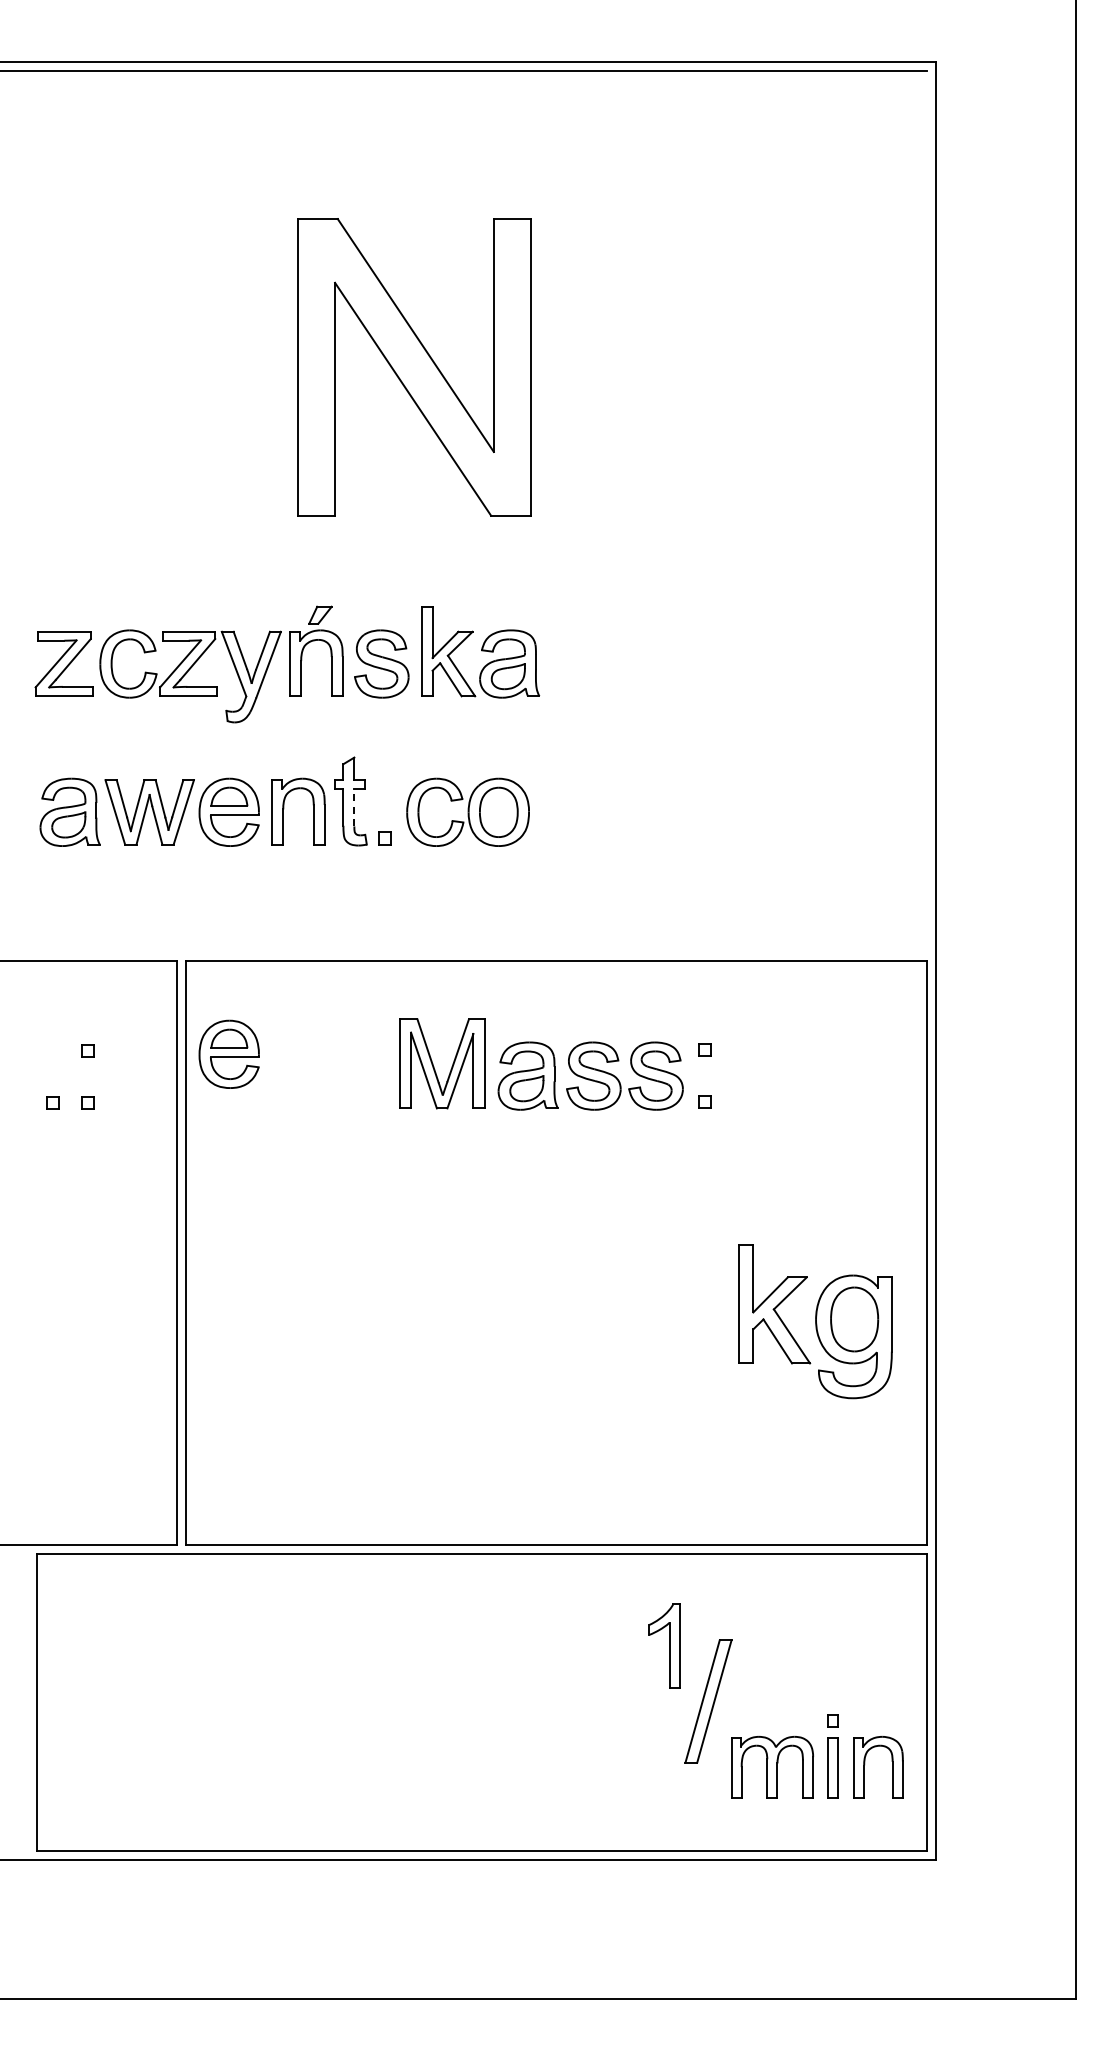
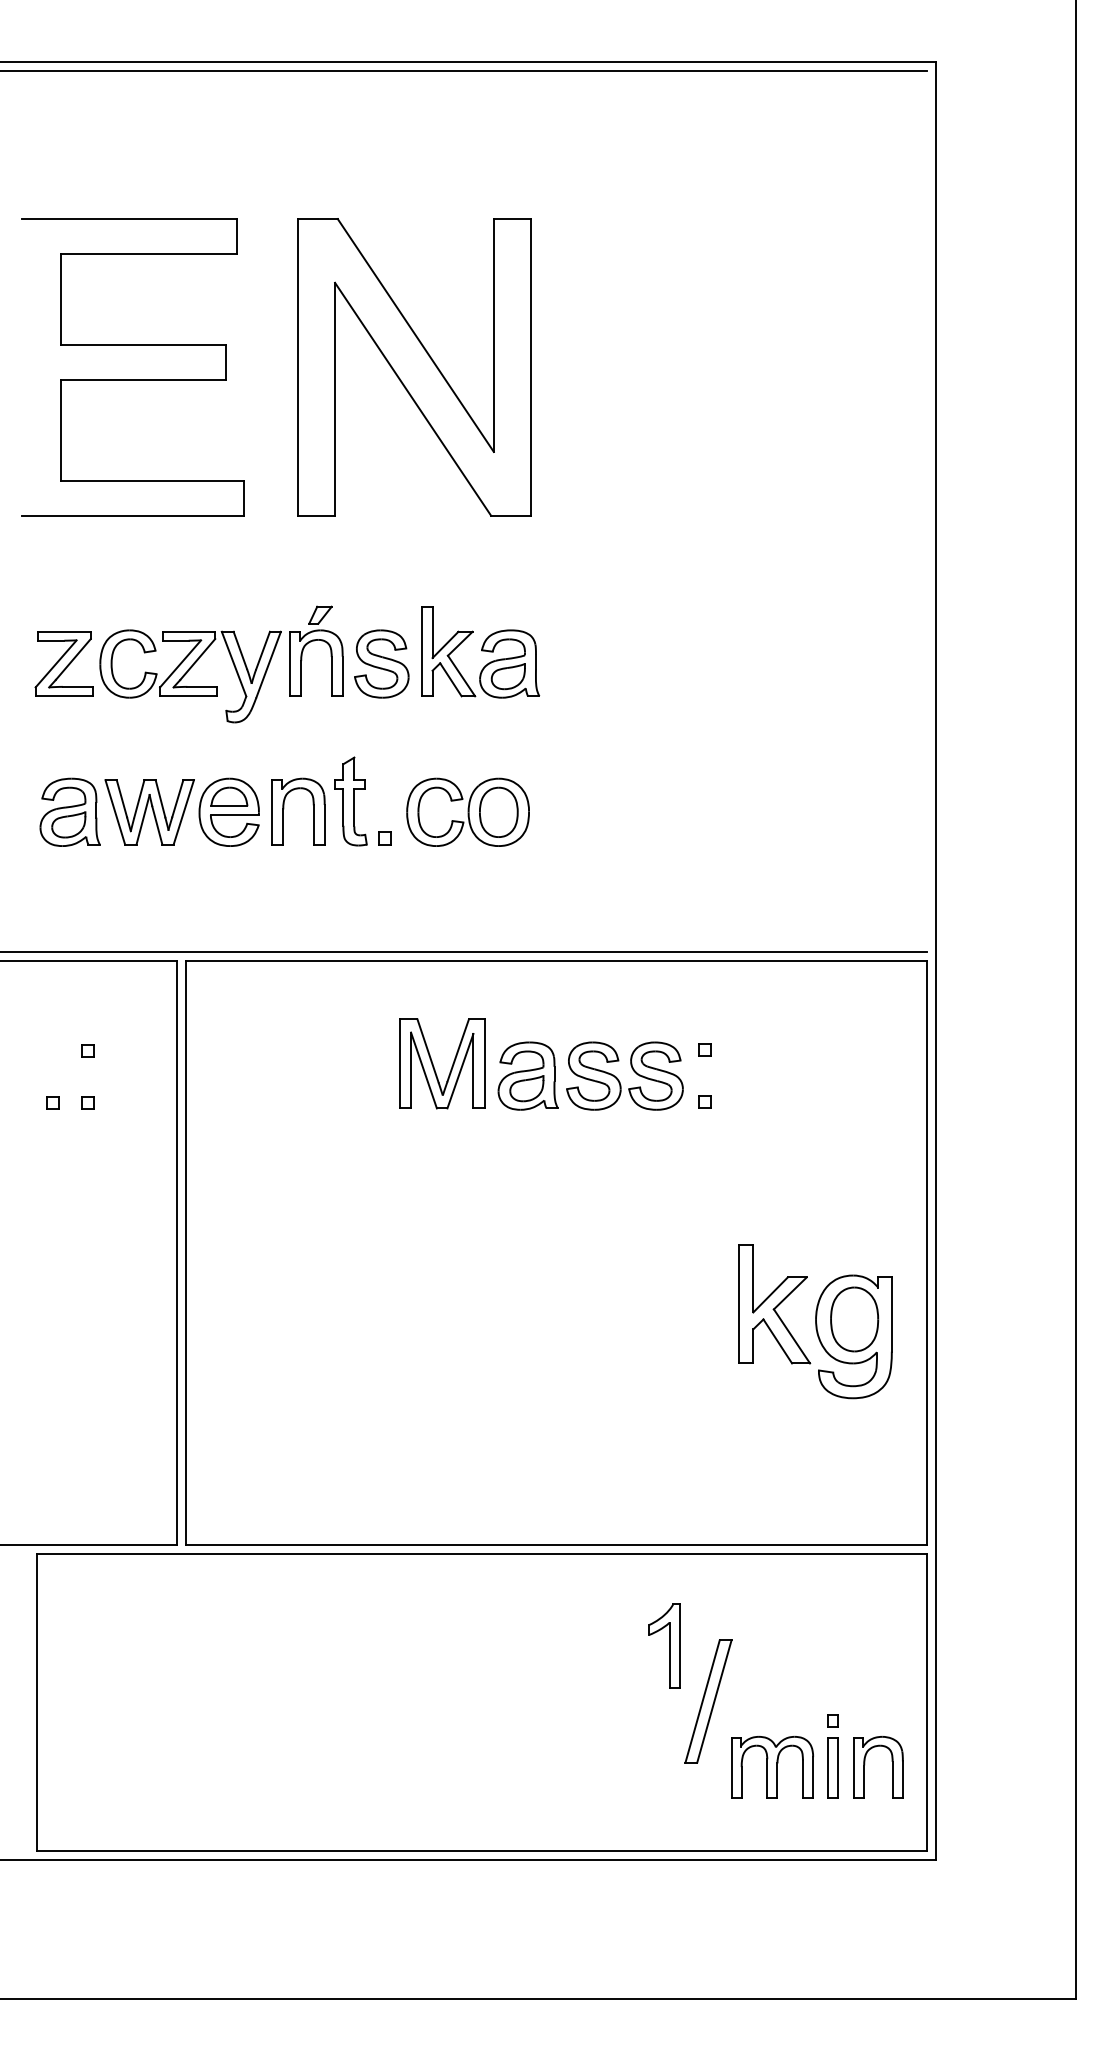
part: none -> present (132, 379)
line: dashed -> solid (354, 807)
line: none -> present (464, 951)
part: present -> none (228, 1053)
